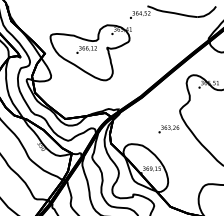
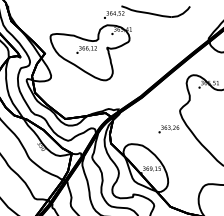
part position: (173, 11) -> (147, 11) (147, 11)
